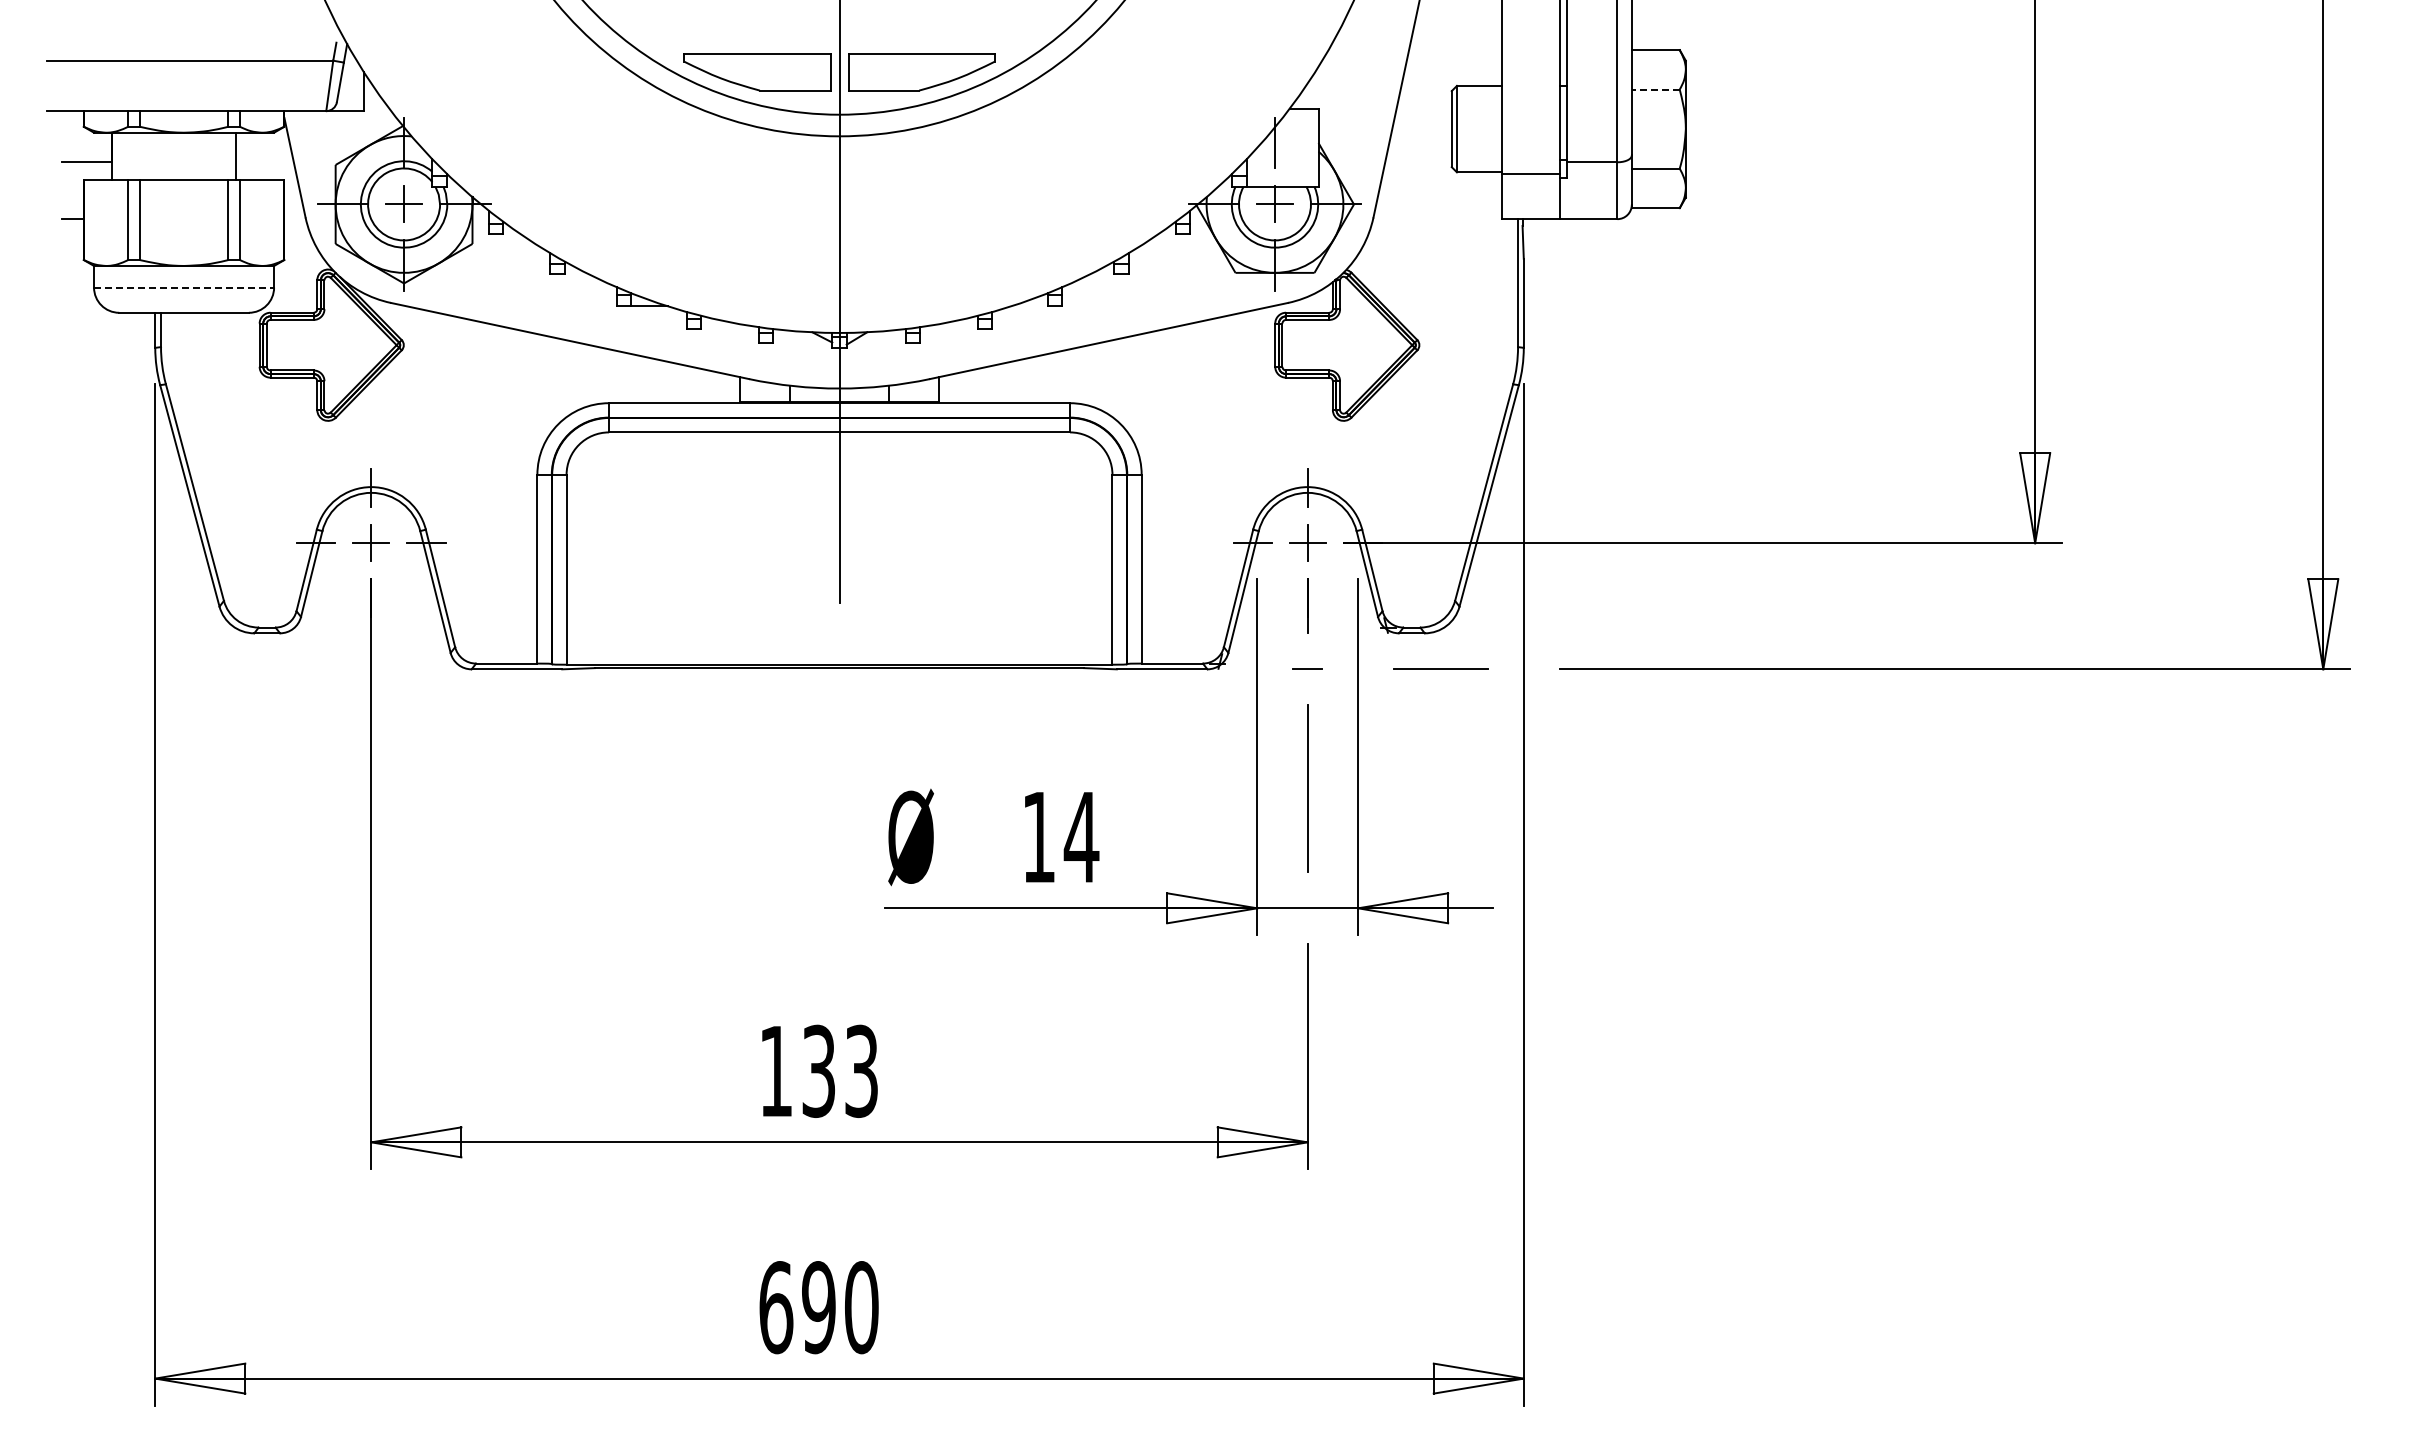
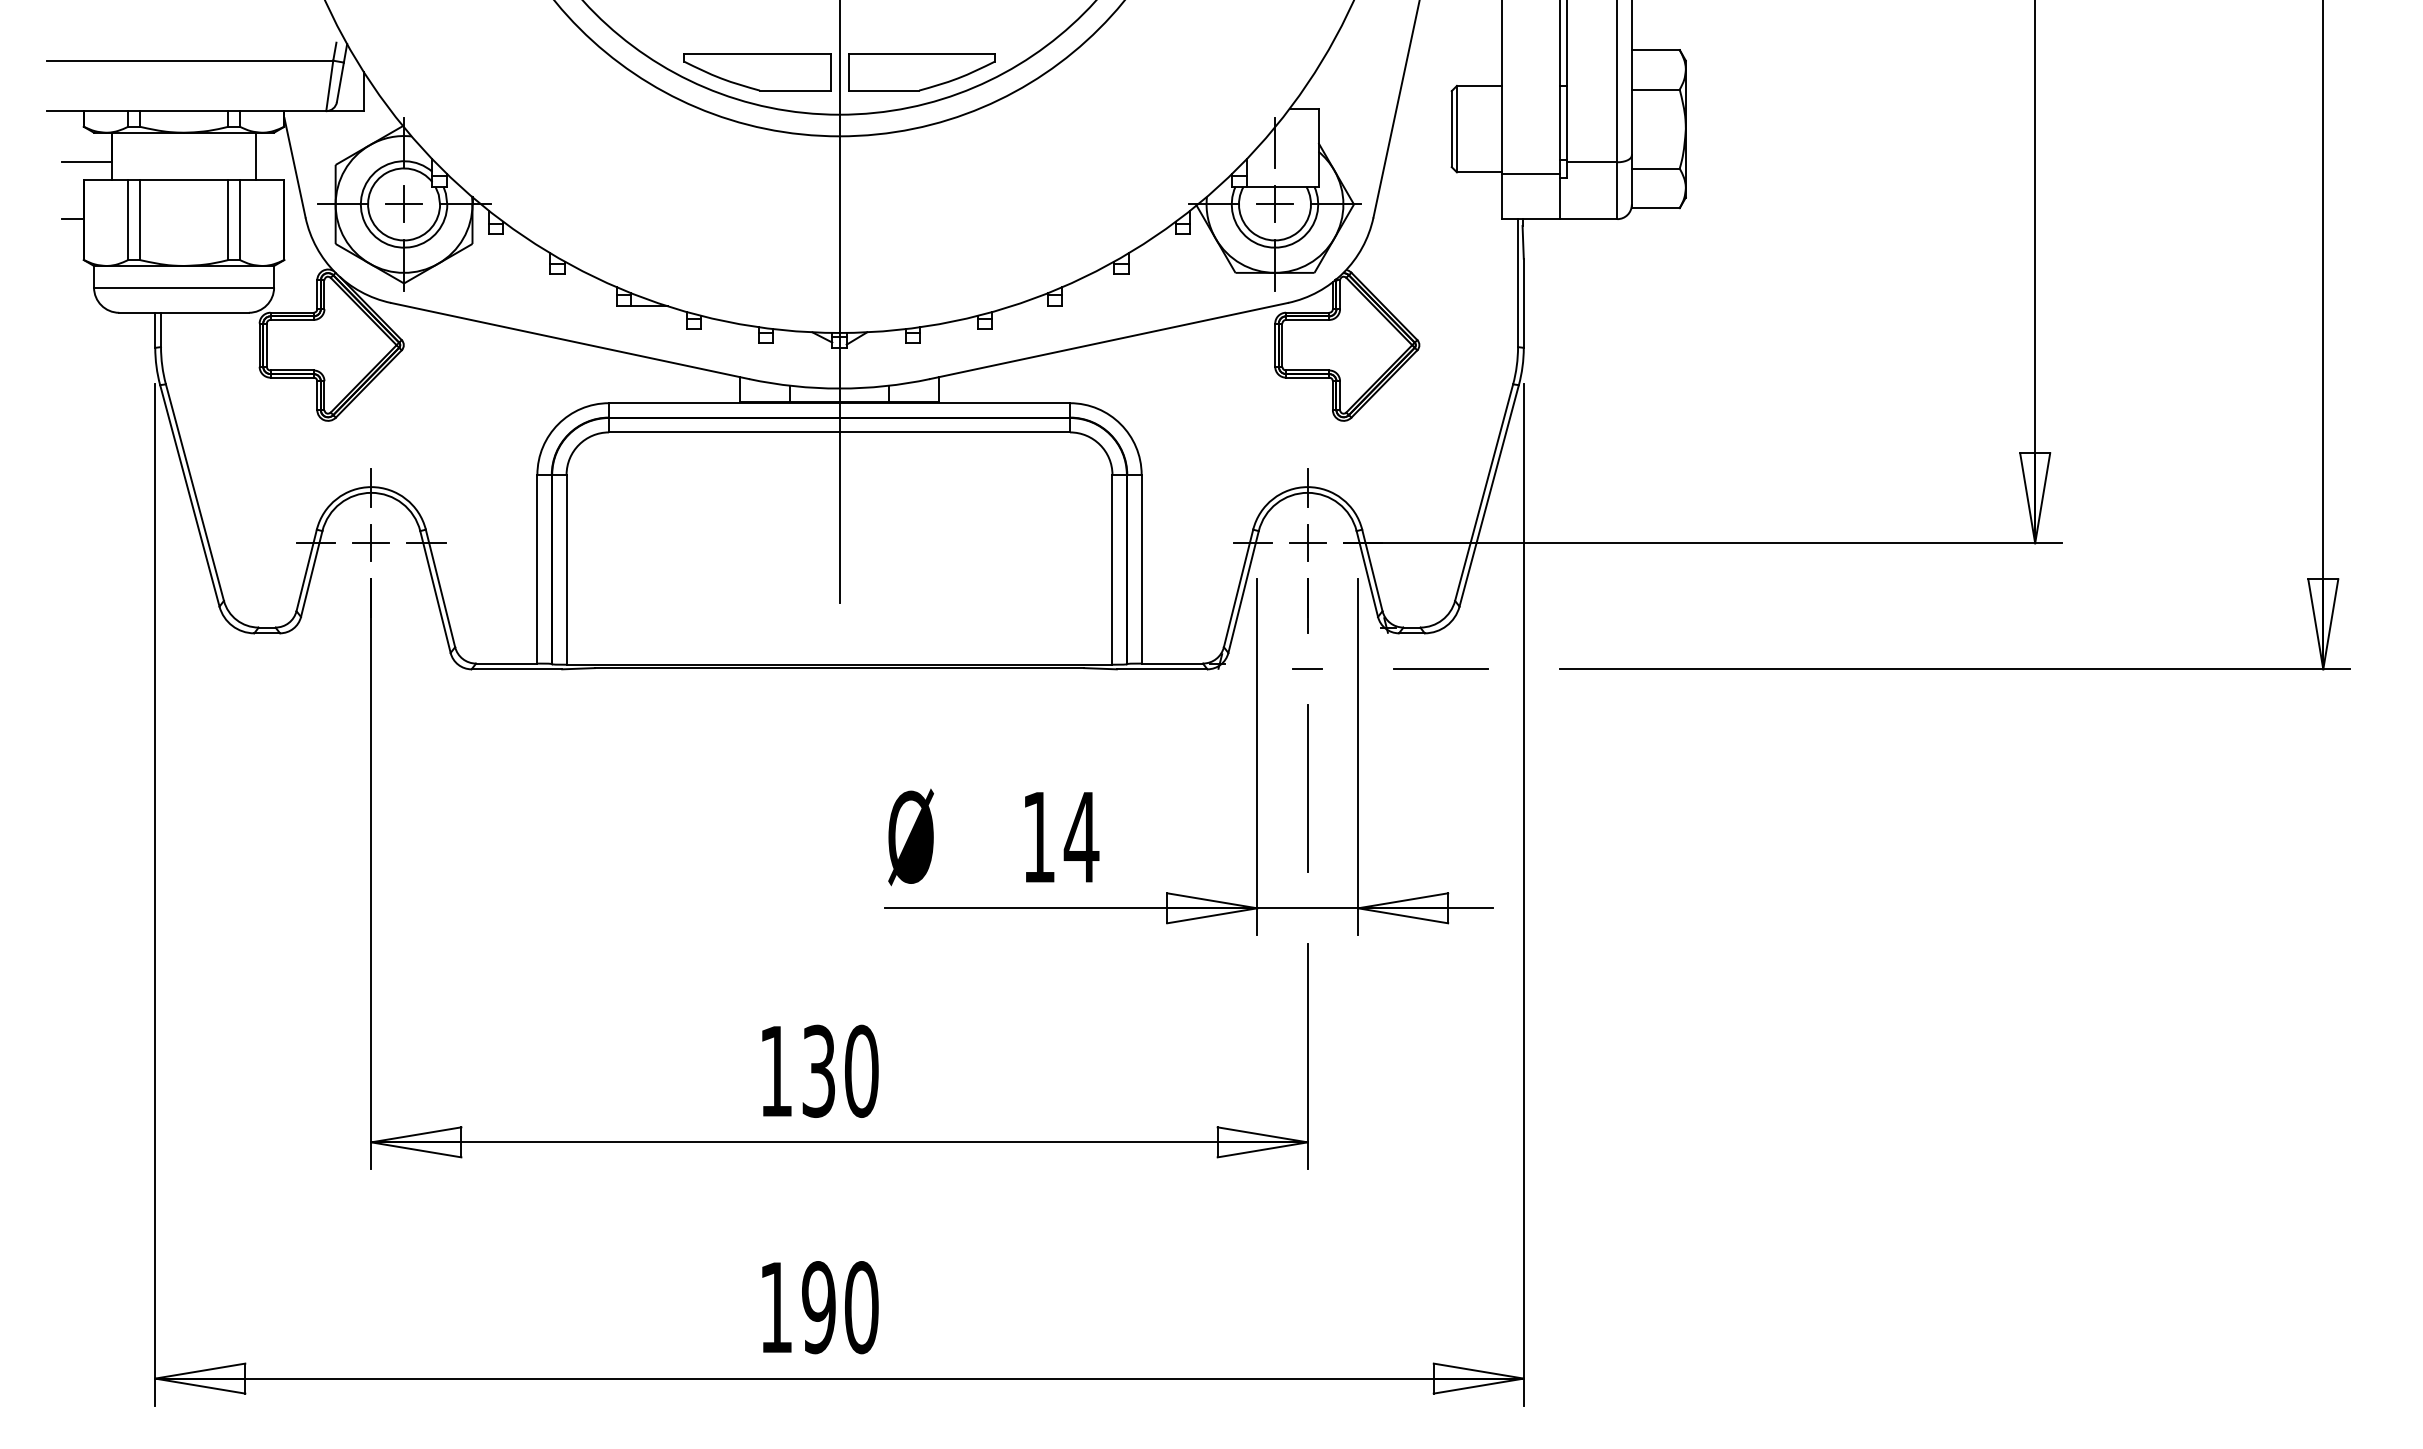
line: dashed -> solid (1655, 89)
line position: (236, 155) -> (256, 155) (256, 155)
line: dashed -> solid (184, 287)
text: 133 -> 130 (861, 1070)
text: 690 -> 190 (776, 1307)
